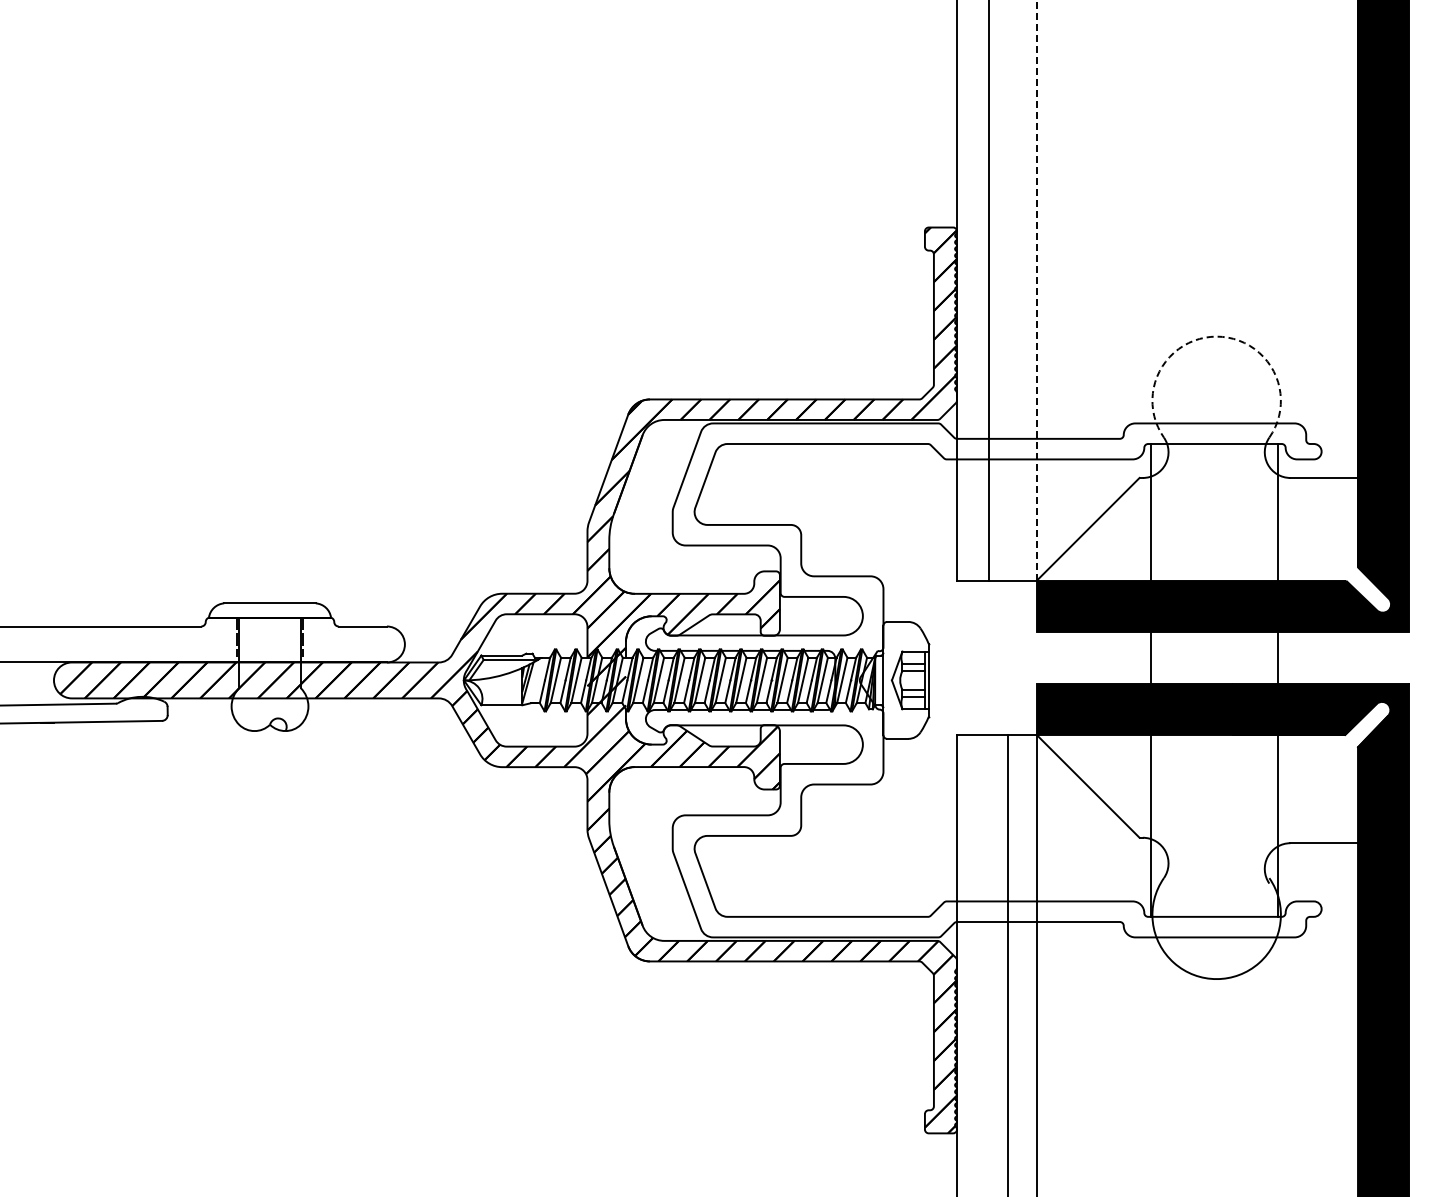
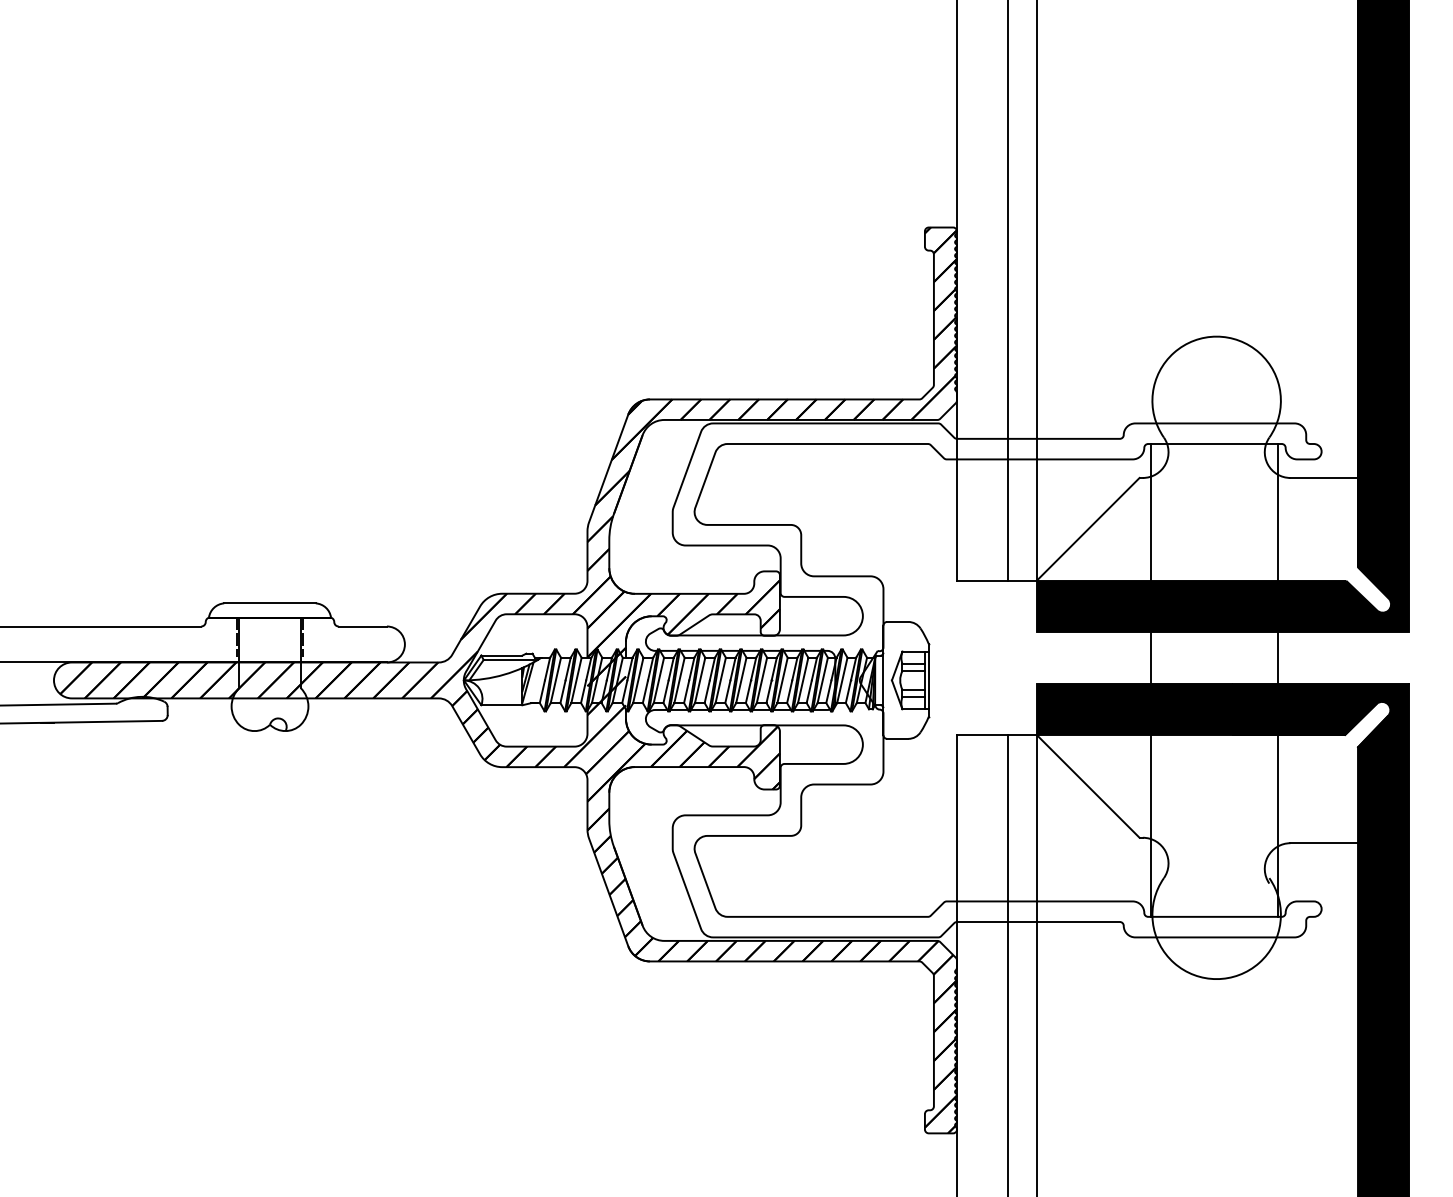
line: dashed -> solid (1036, 290)
line position: (989, 291) -> (1008, 291) (1008, 291)
arc: dashed -> solid (1216, 336)
